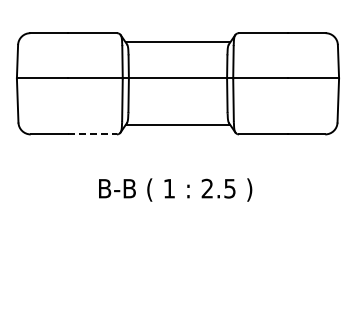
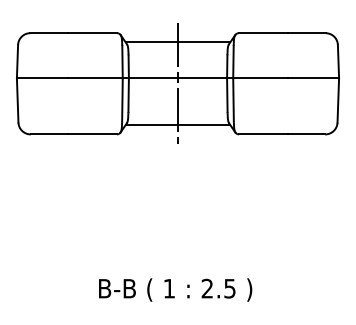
line: none -> present (178, 83)
line: dashed -> solid (92, 134)
text position: (175, 189) -> (175, 289) (175, 289)
